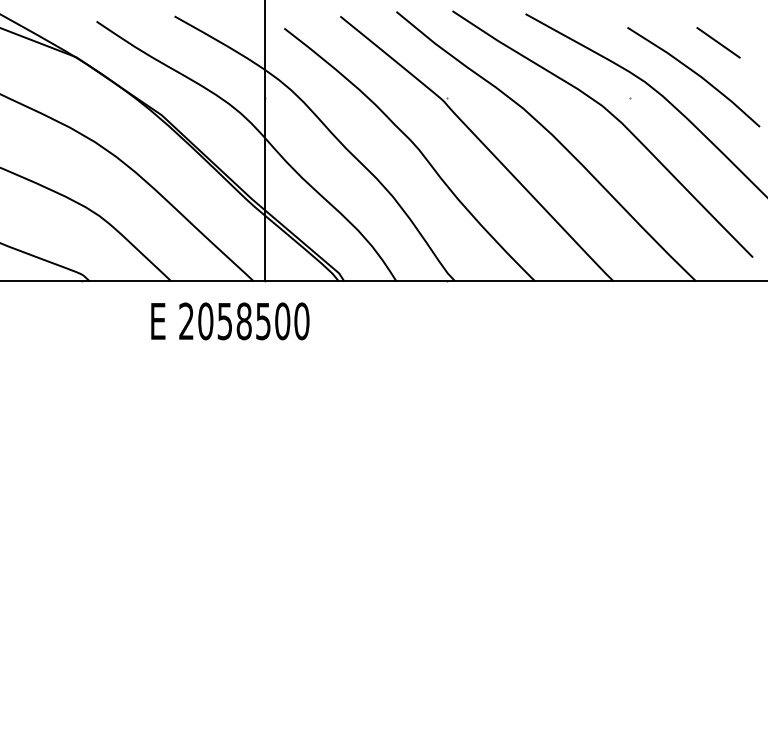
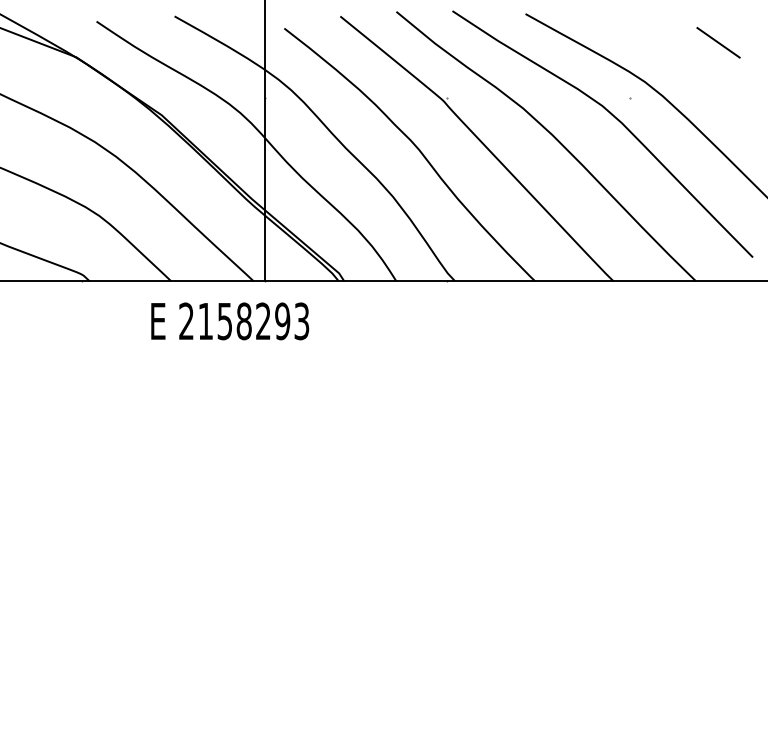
line: present -> none (695, 74)
text: 2058500 -> 2158293 (253, 321)
